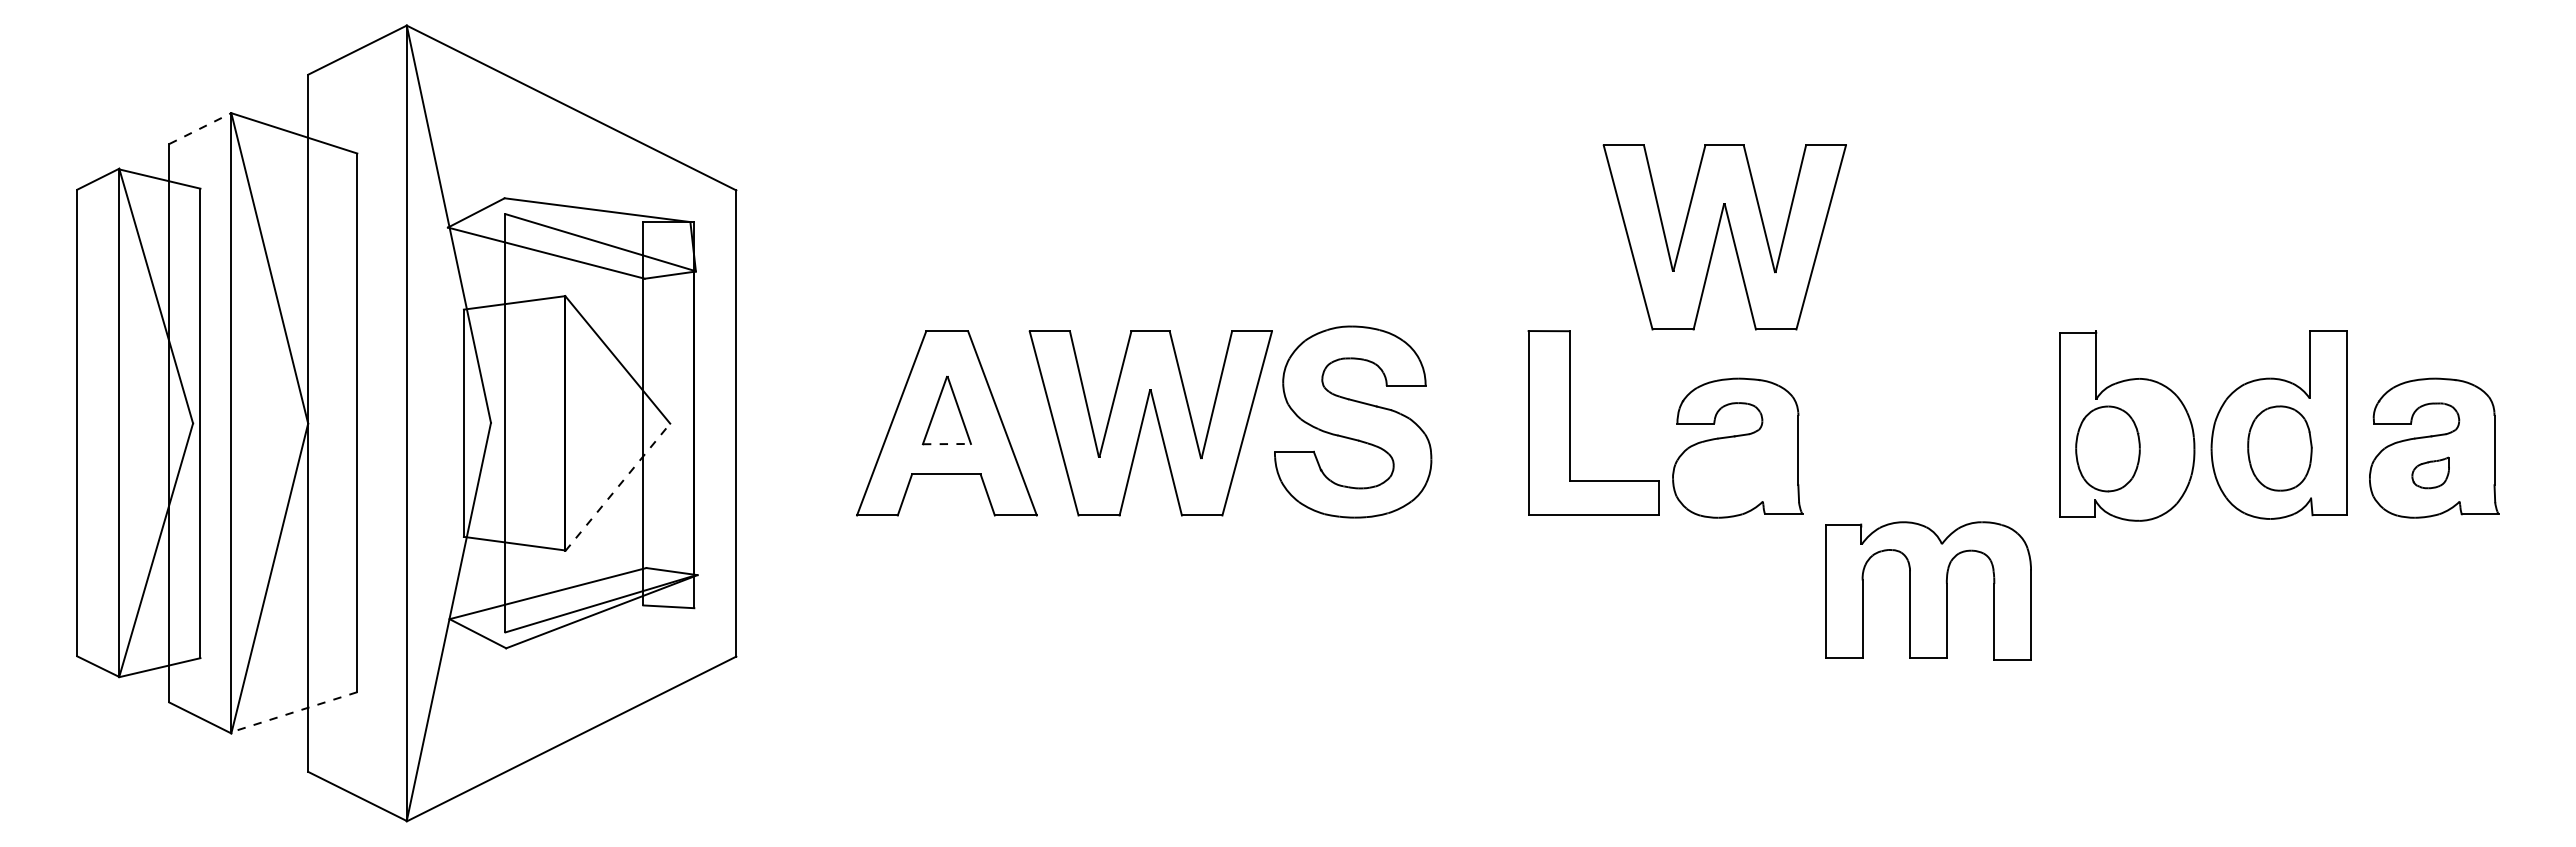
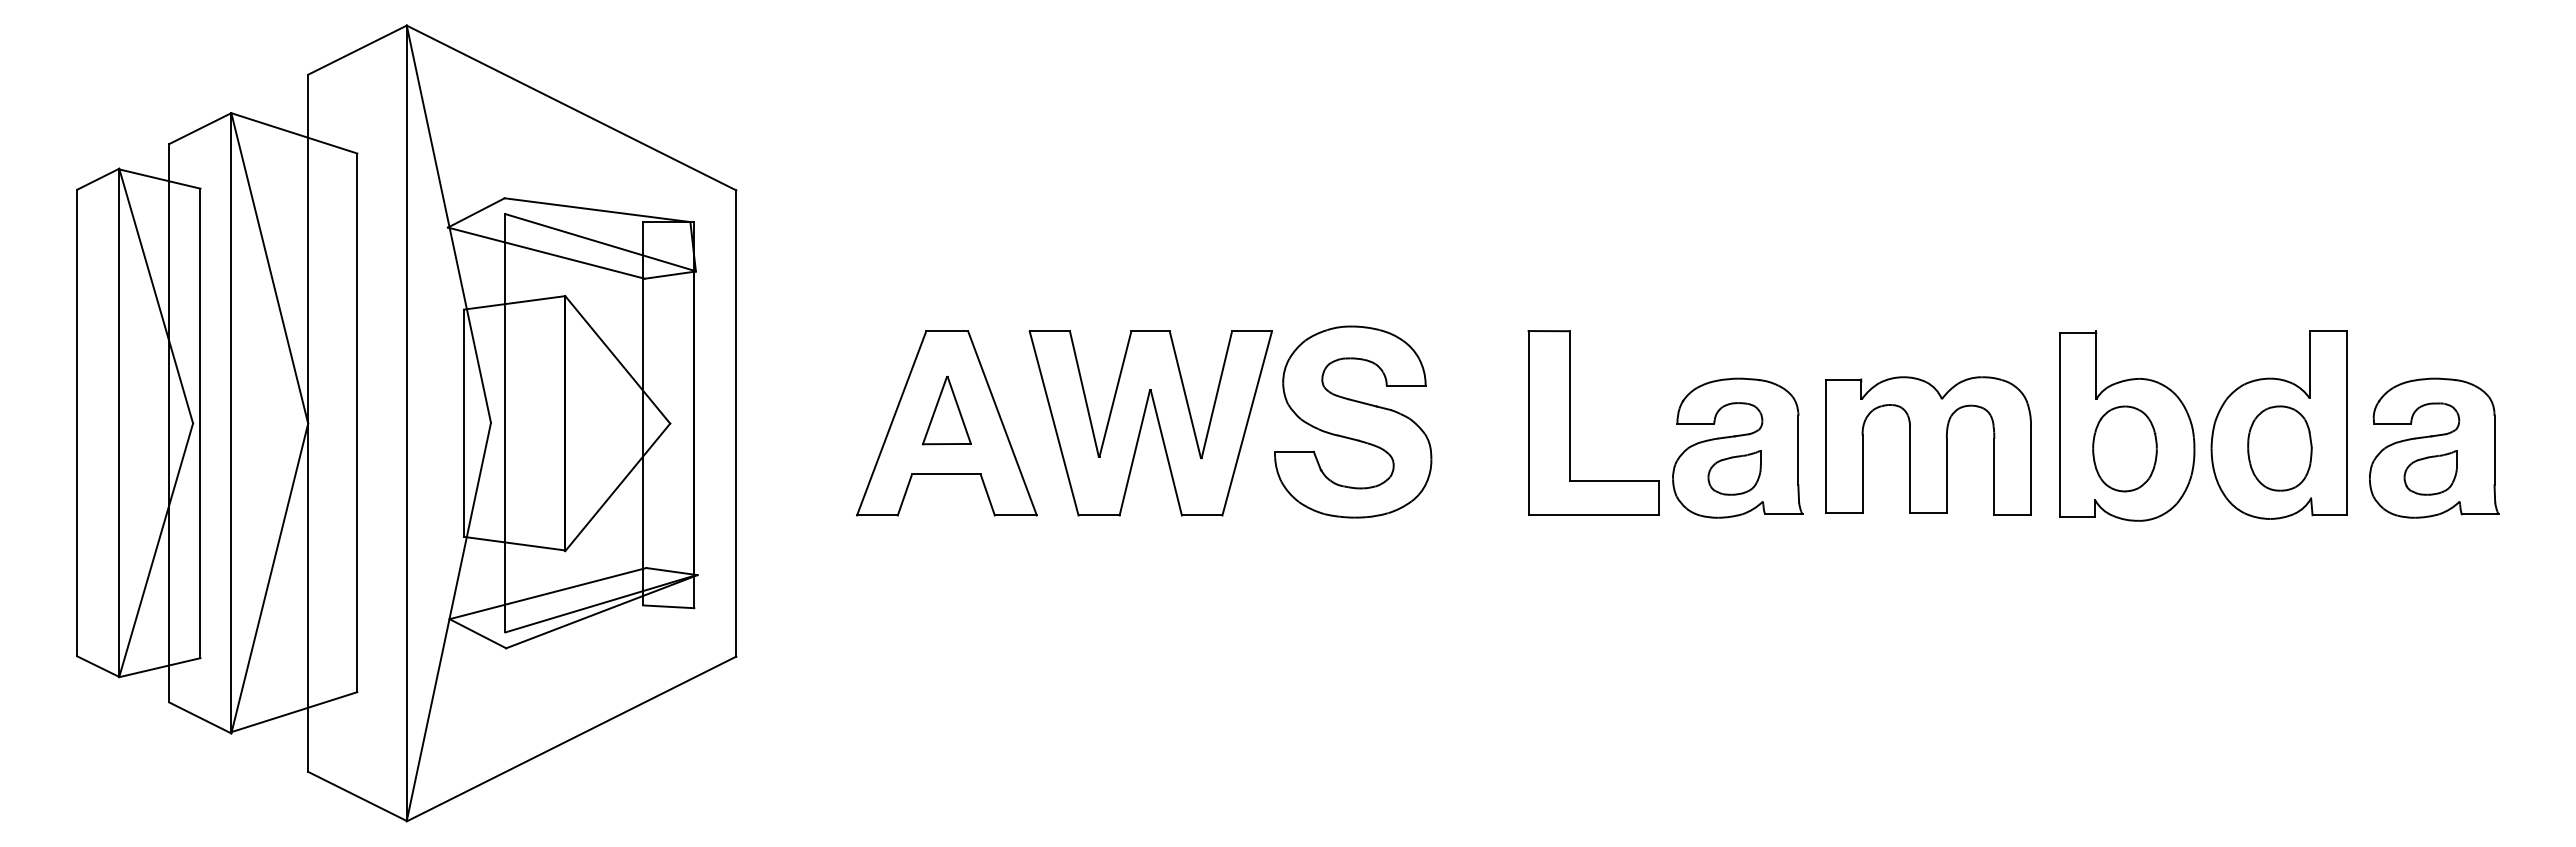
line: dashed -> solid (200, 128)
part: present -> none (1717, 236)
line: dashed -> solid (947, 444)
part position: (2107, 448) -> (2124, 448) (2124, 448)
part: none -> present (1734, 472)
part size: 39x34 px -> 55x46 px (2430, 472)
line: dashed -> solid (617, 487)
part position: (1928, 590) -> (1928, 445) (1928, 445)
line: dashed -> solid (293, 712)
